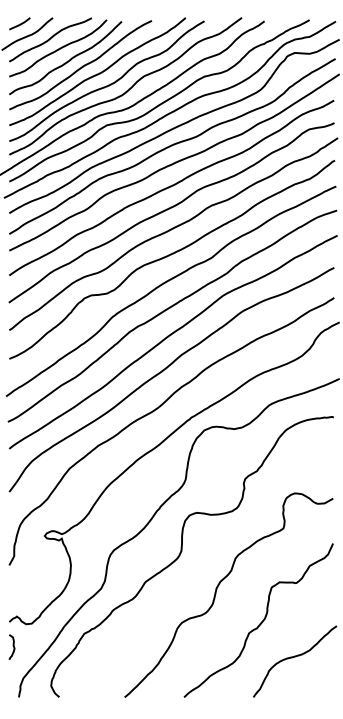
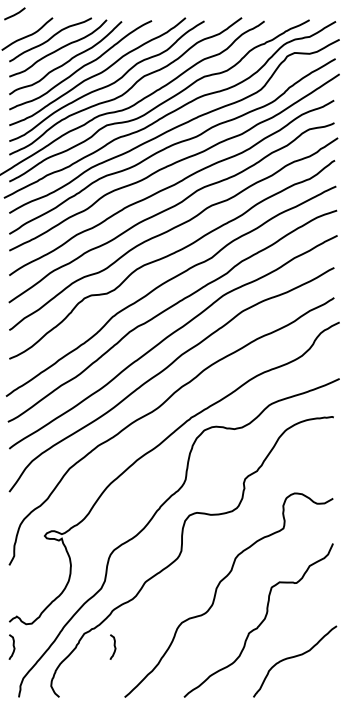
line position: (20, 23) -> (15, 13) (15, 13)
curve: none -> present (113, 645)
